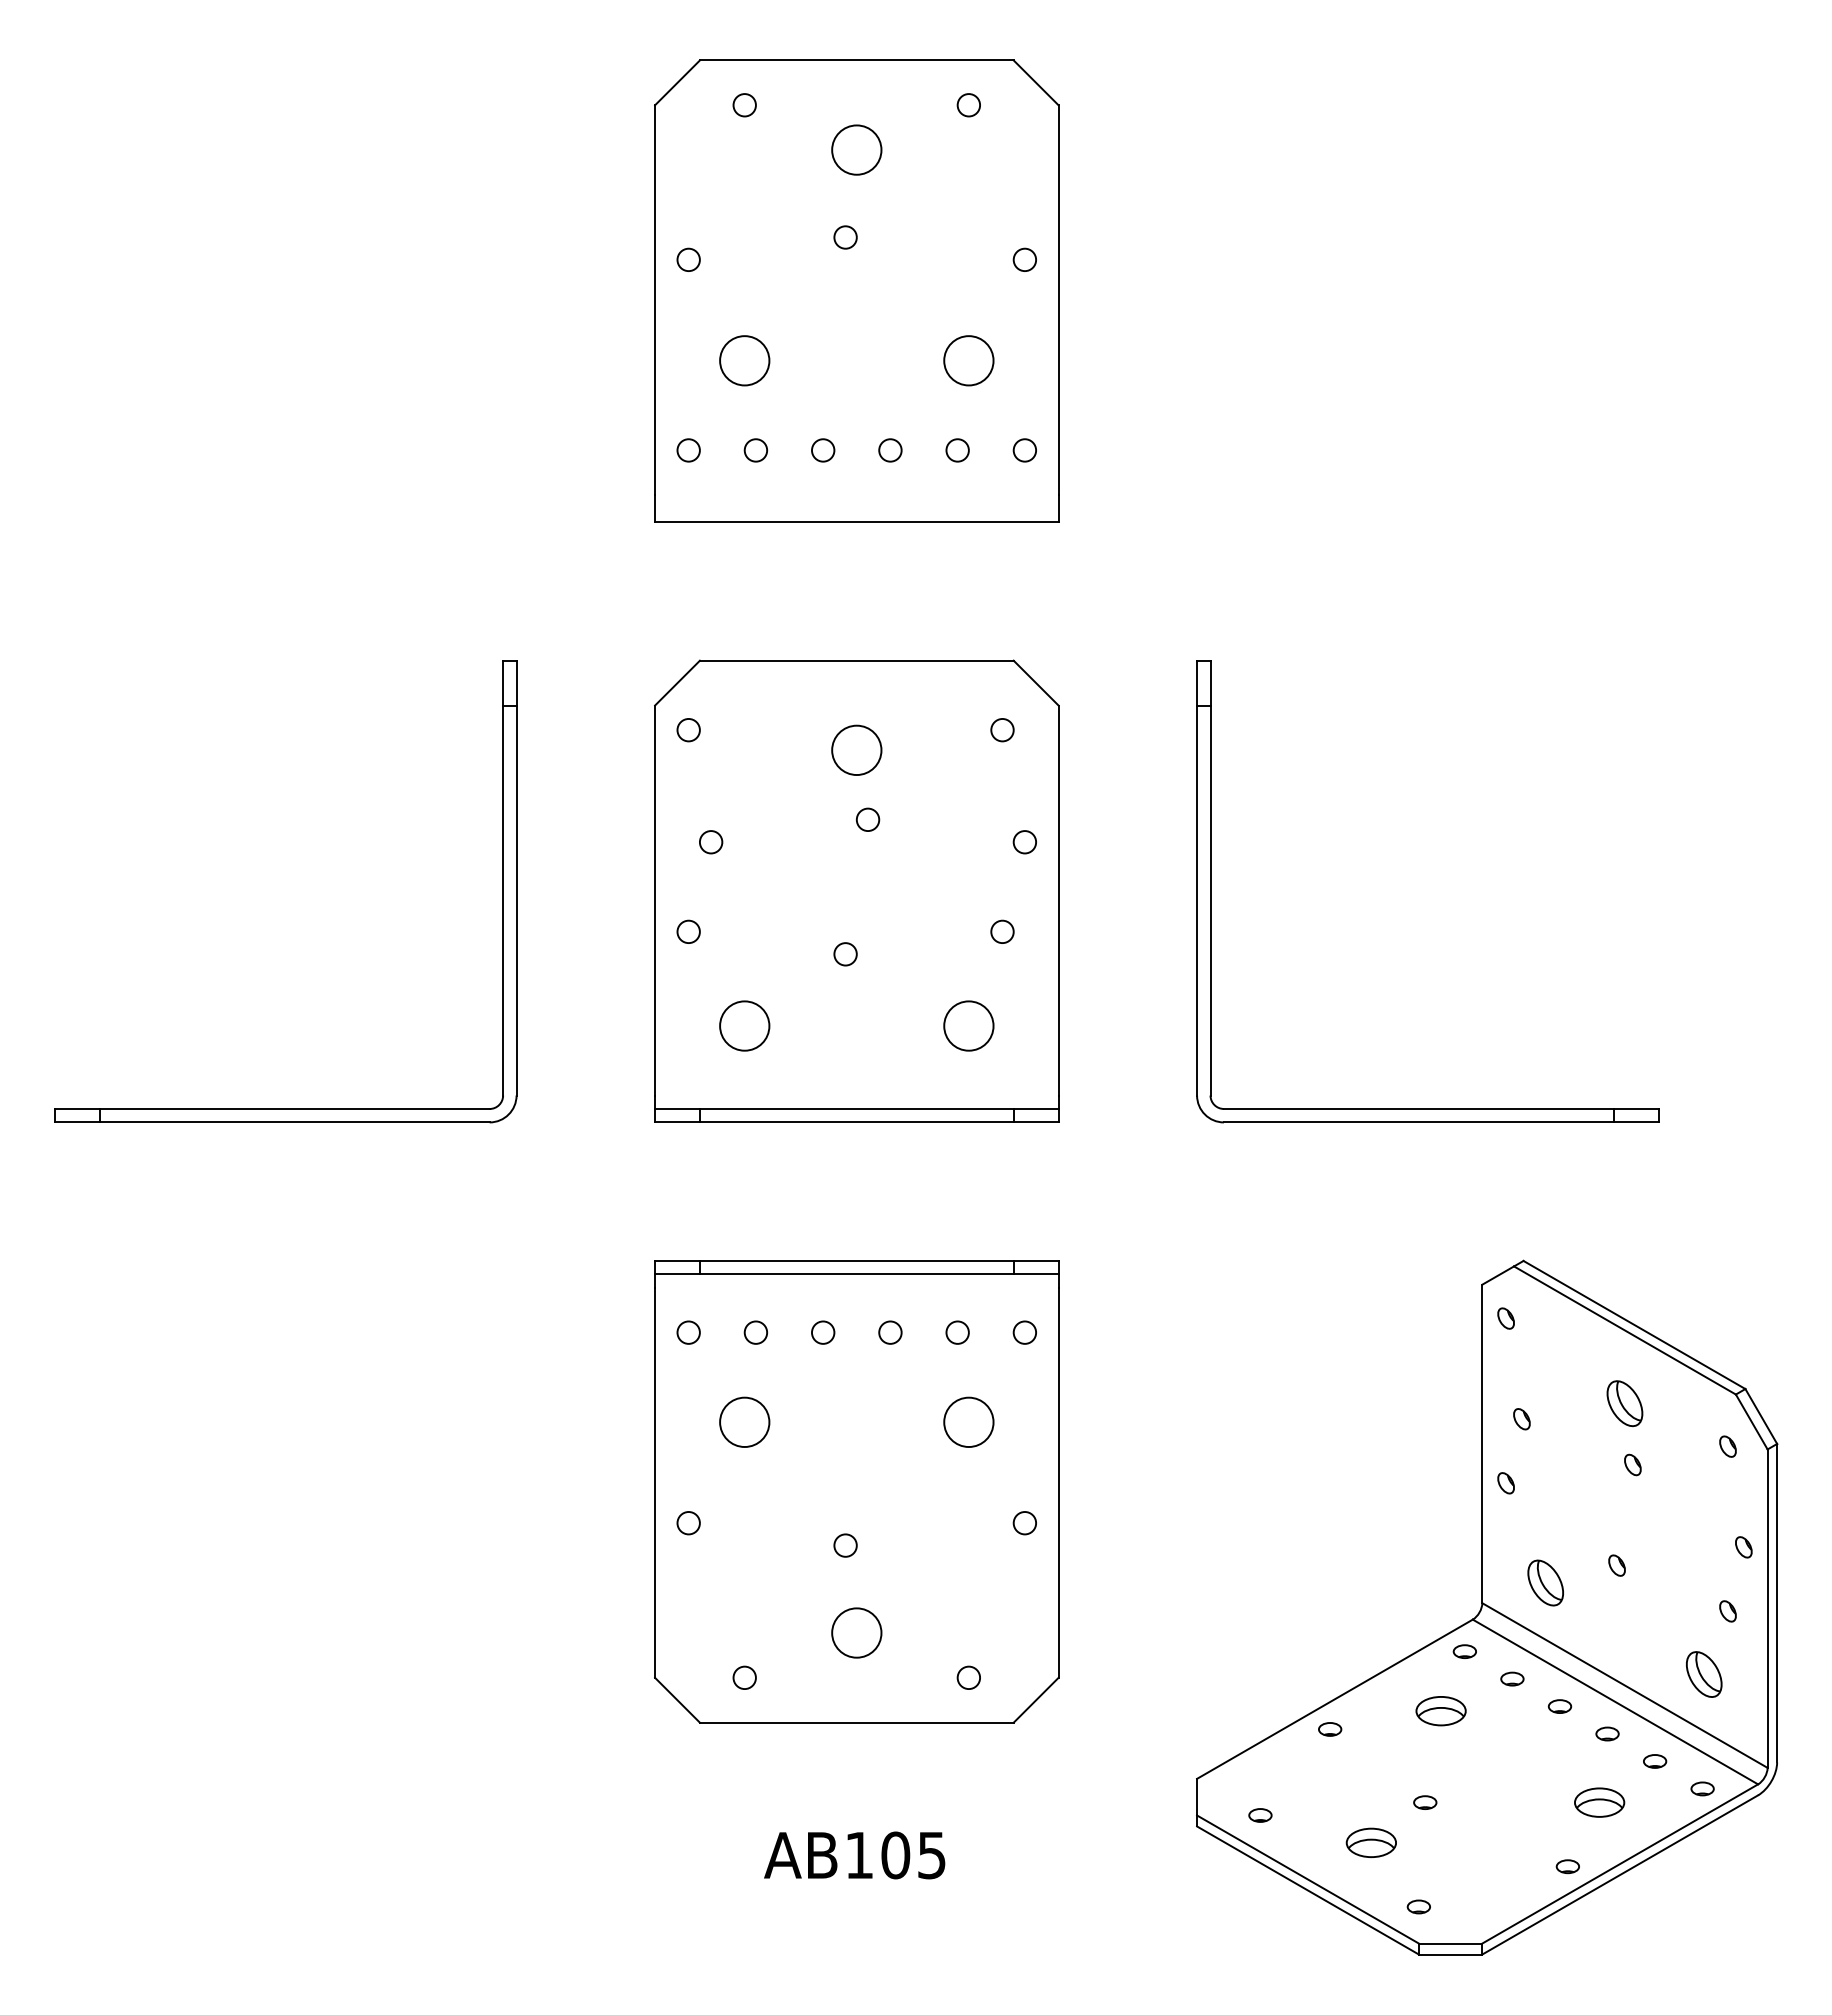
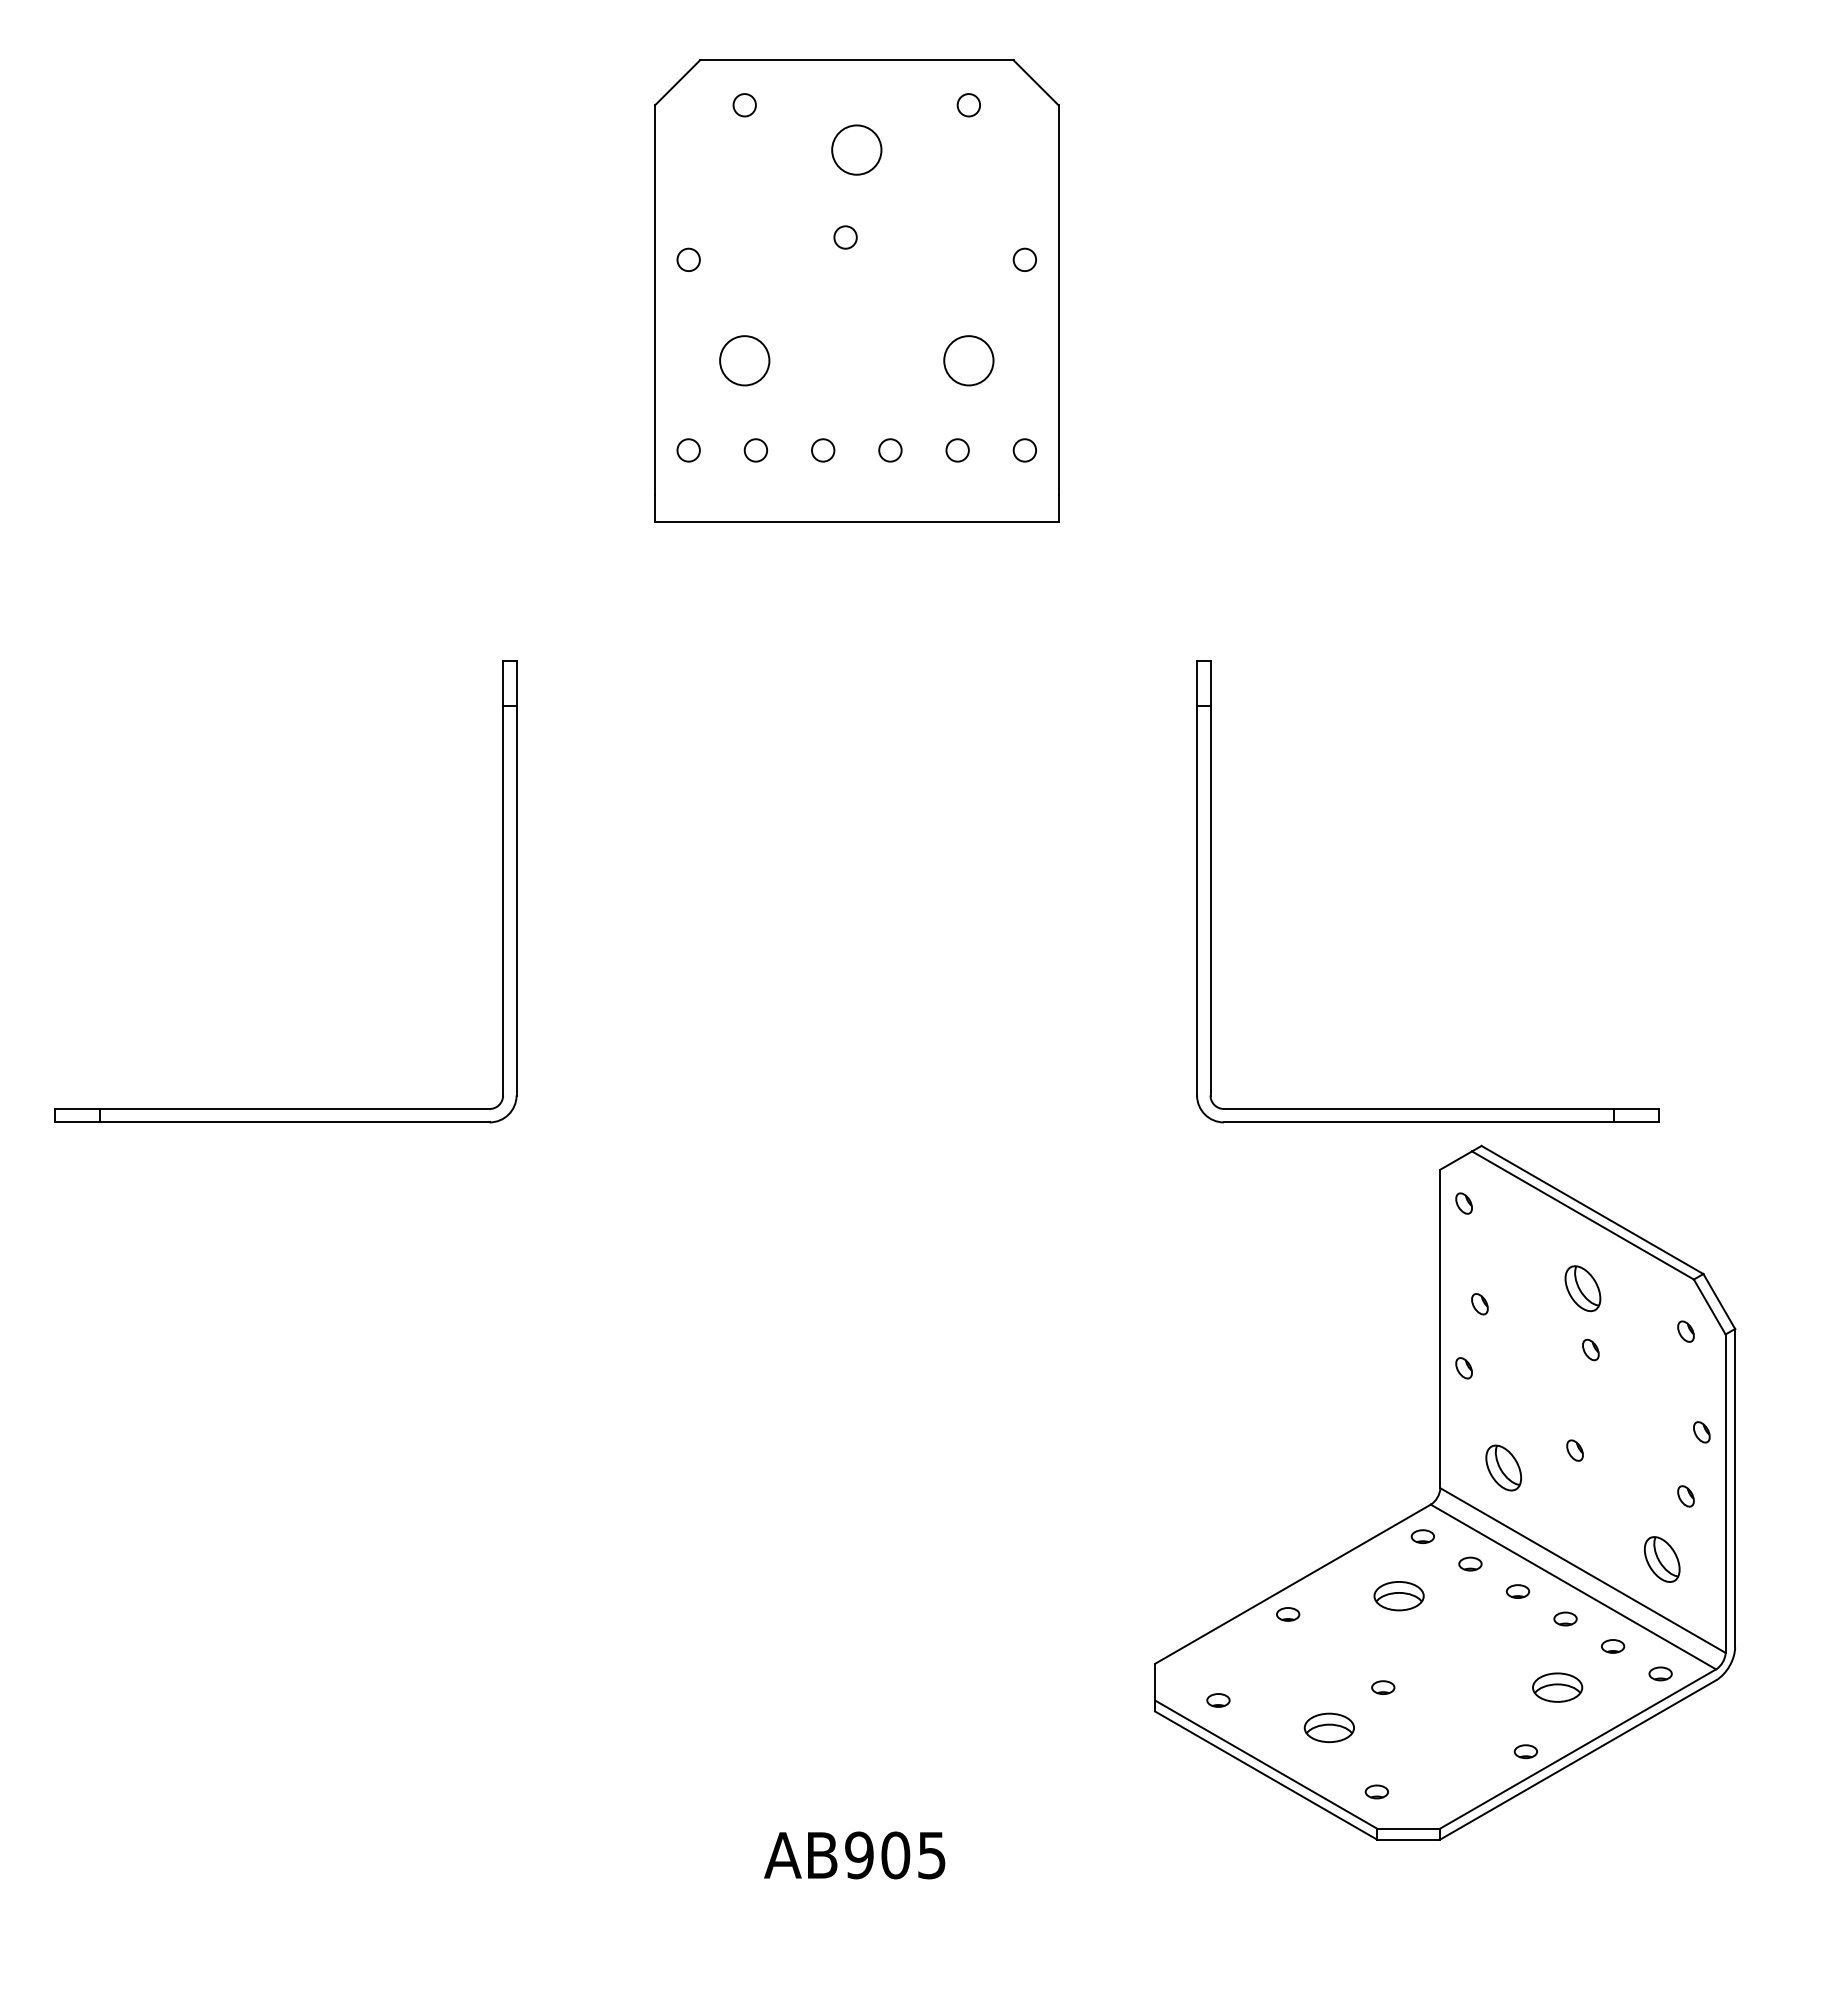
part: present -> none (856, 890)
part: present -> none (856, 1491)
part position: (1487, 1607) -> (1445, 1492) (1445, 1492)
text: AB105 -> AB905 (859, 1855)
